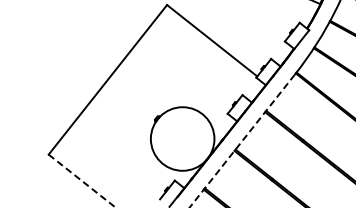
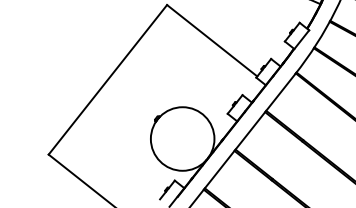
line: dashed -> solid (242, 141)
line: dashed -> solid (82, 181)
